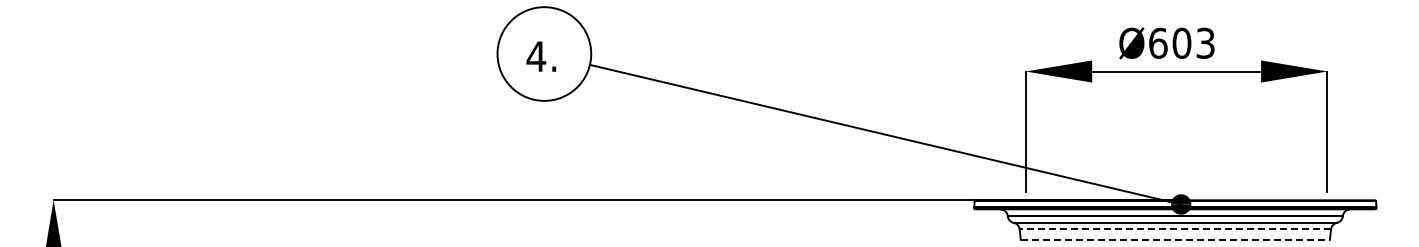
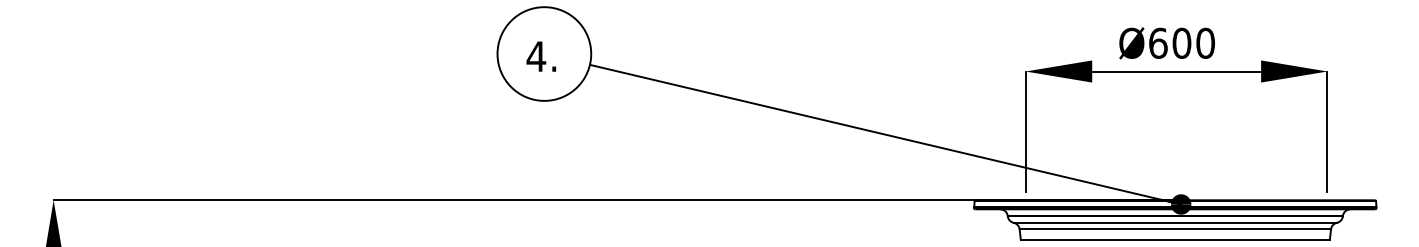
text: Ø603 -> Ø600 (1205, 42)
line: dashed -> solid (1175, 229)
line: dashed -> solid (1175, 239)
